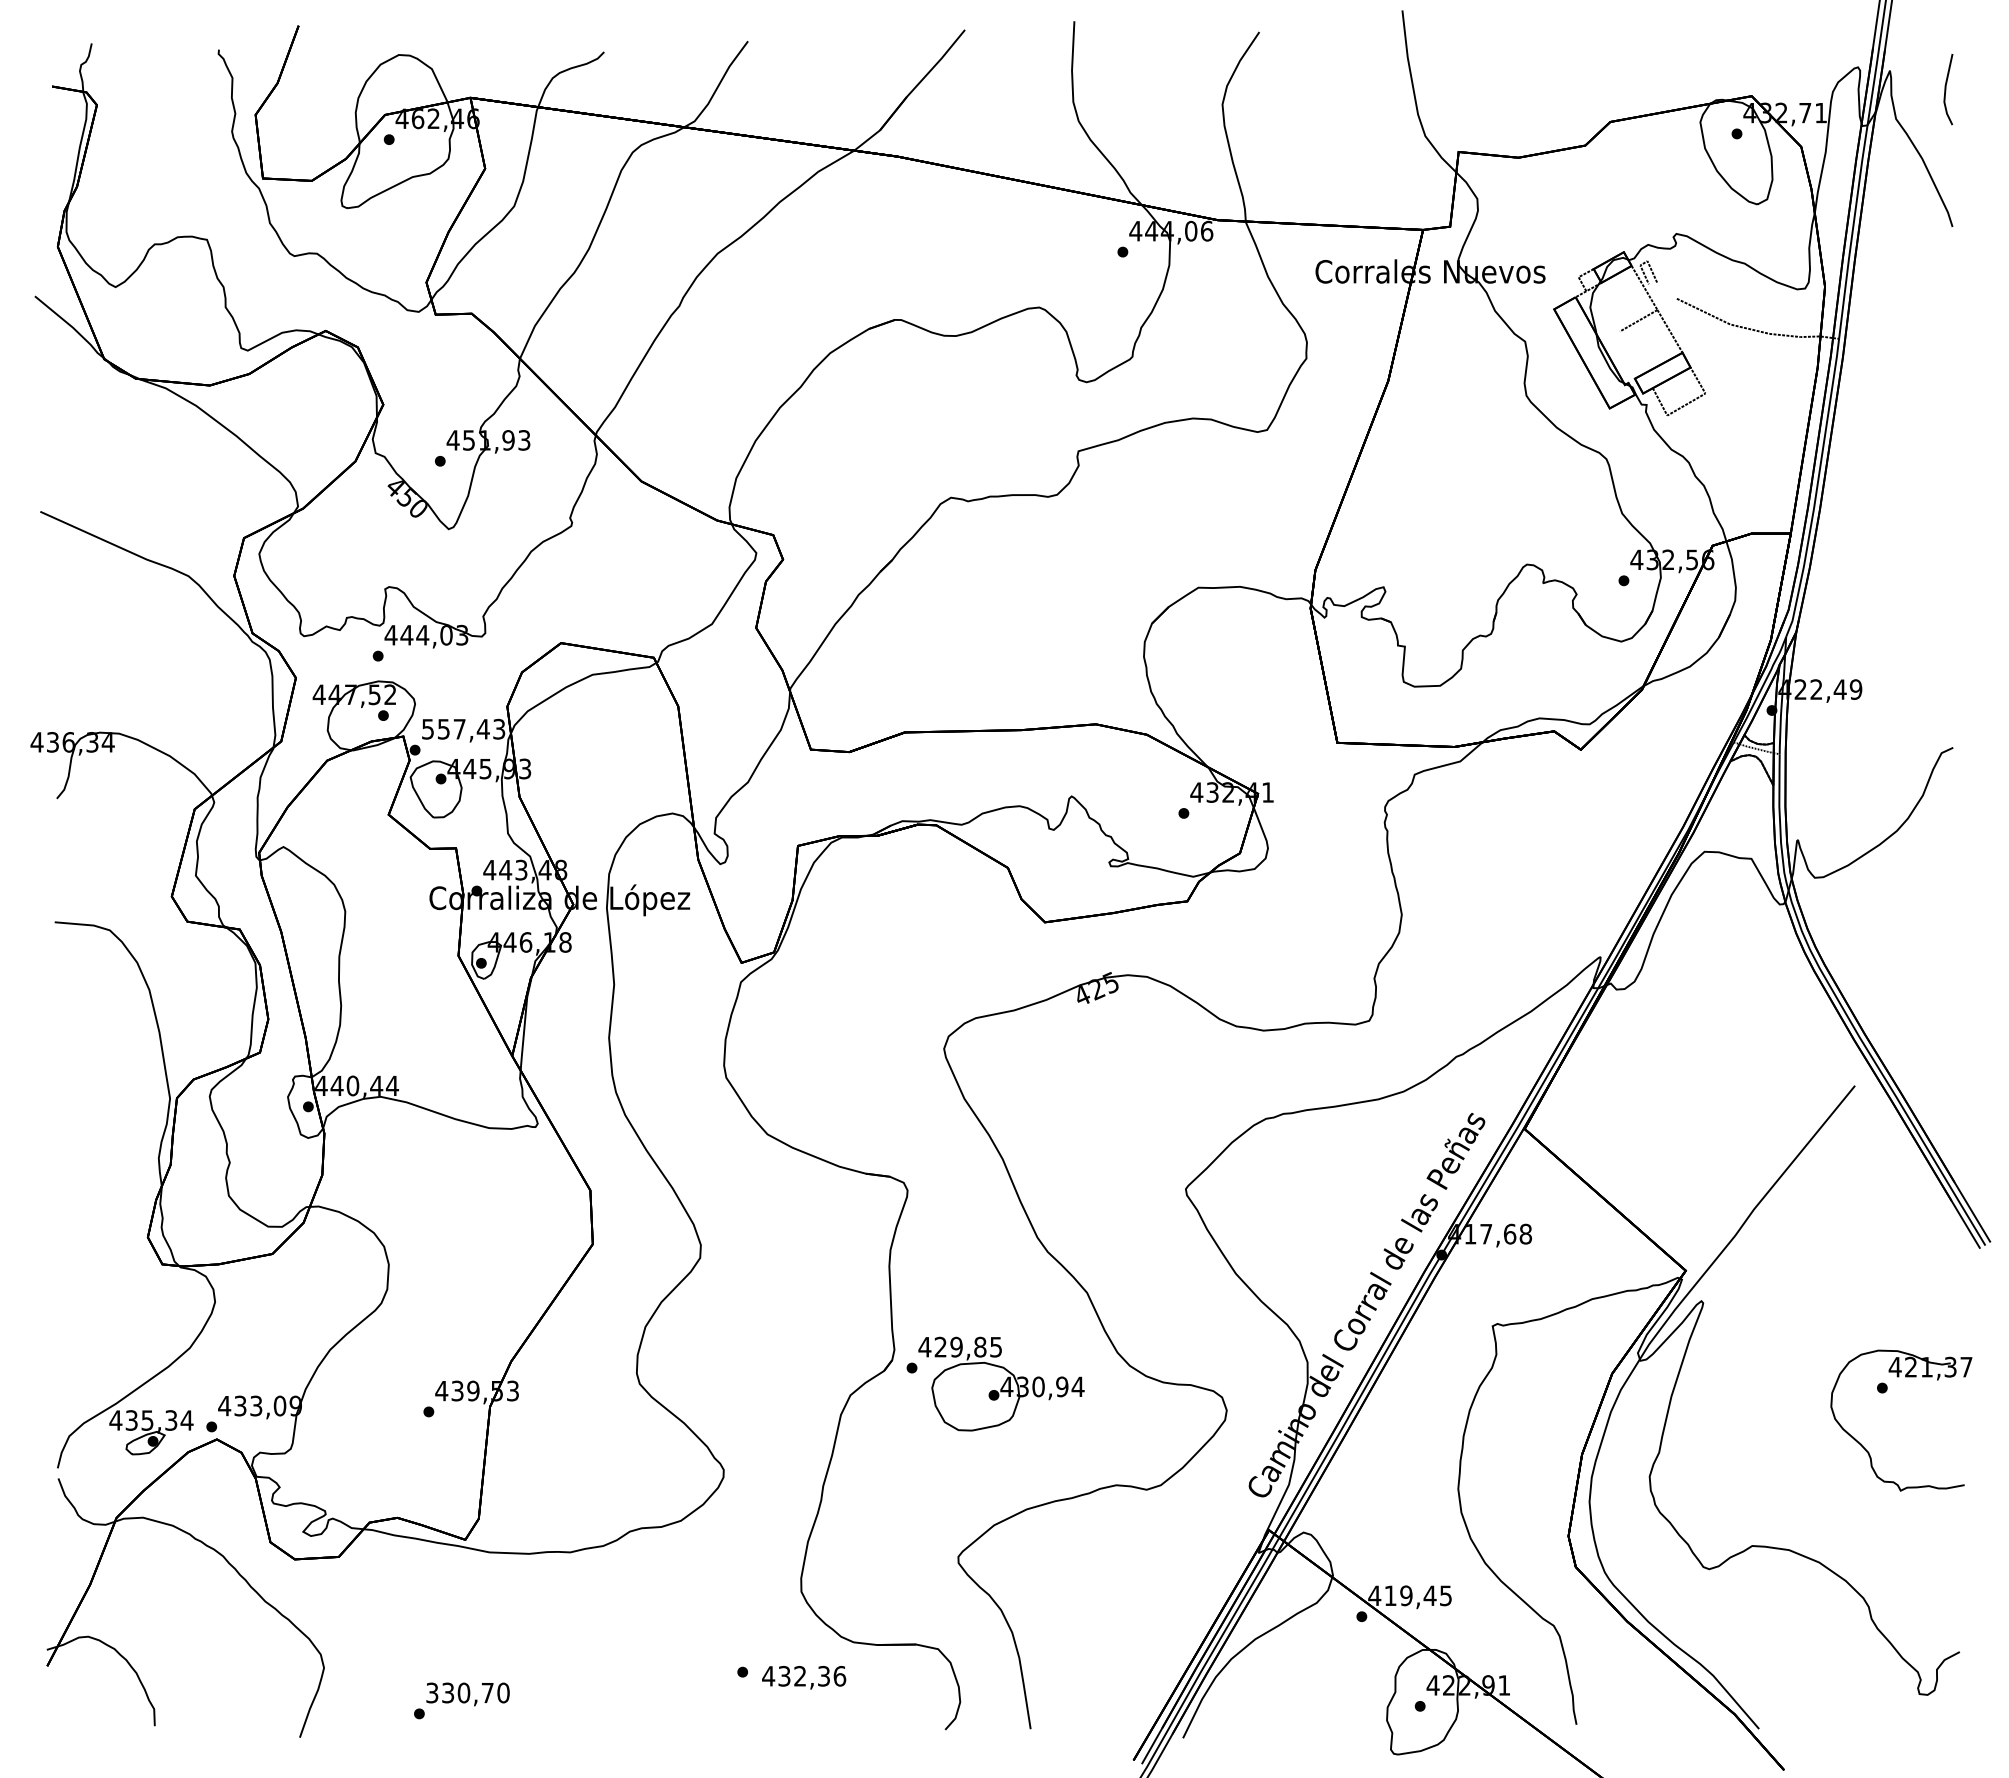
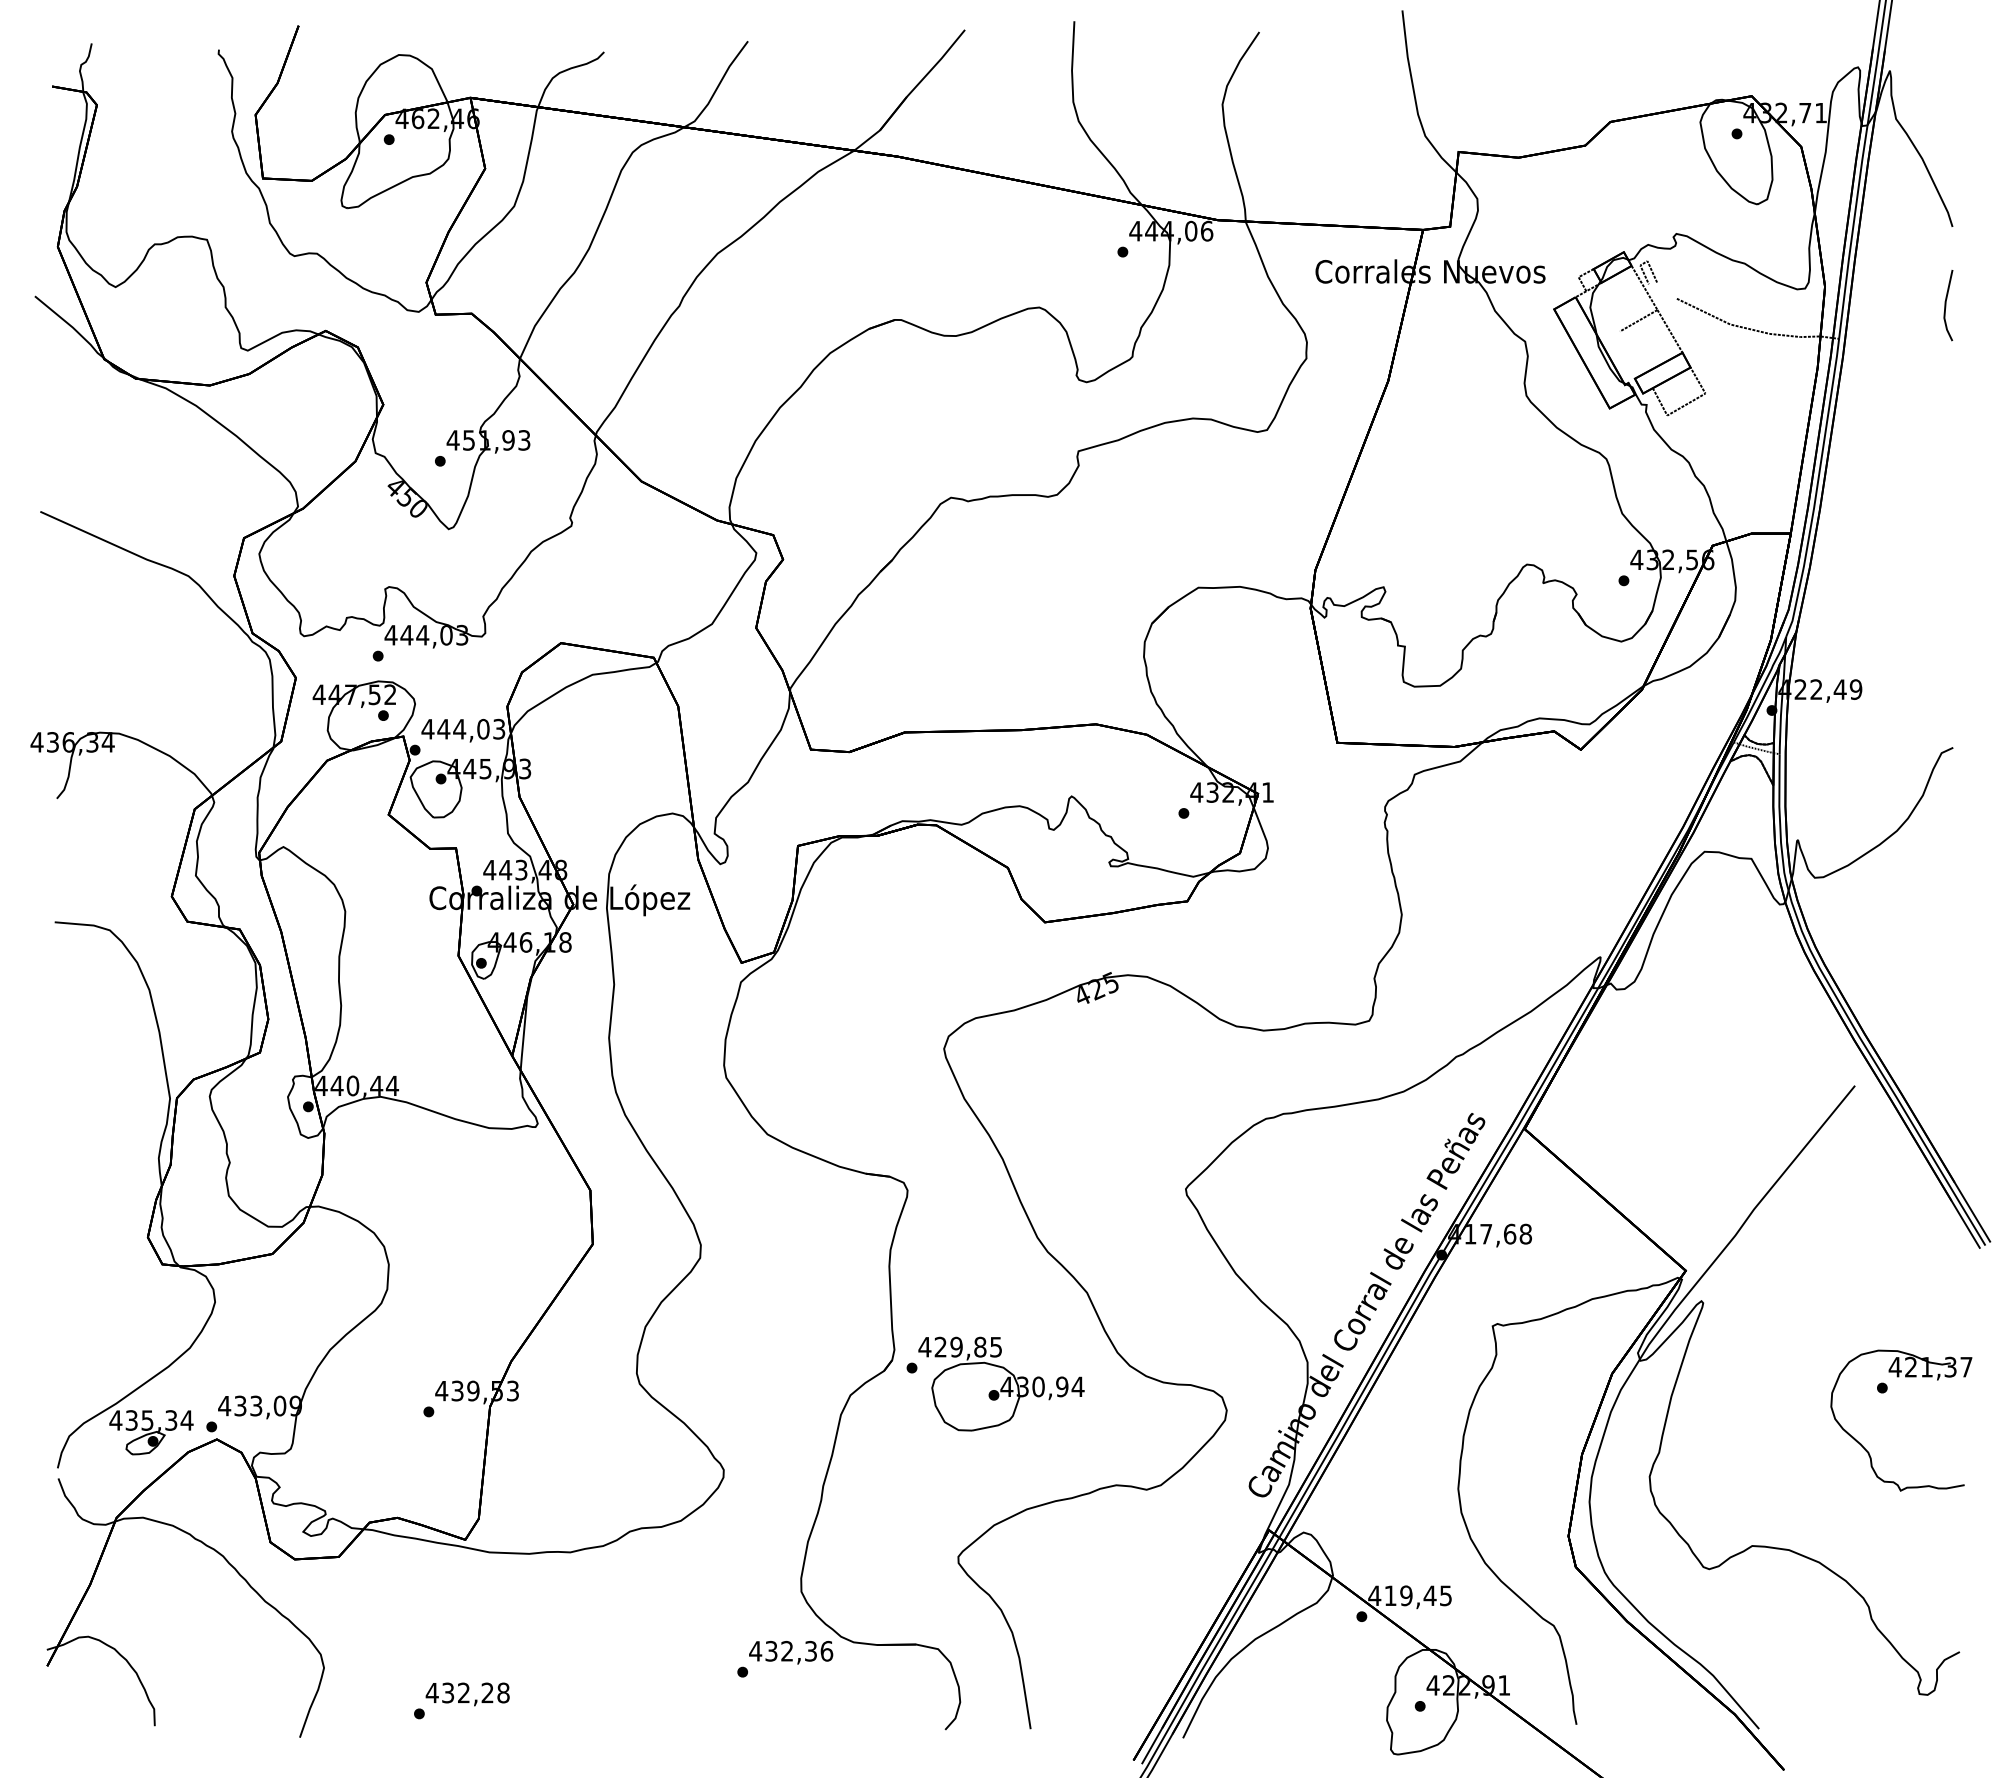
line position: (1946, 89) -> (1946, 305) (1946, 305)
text: 557,43 -> 444,03 (455, 728)
text position: (804, 1677) -> (791, 1652) (791, 1652)
text: 330,70 -> 432,28 (467, 1692)
